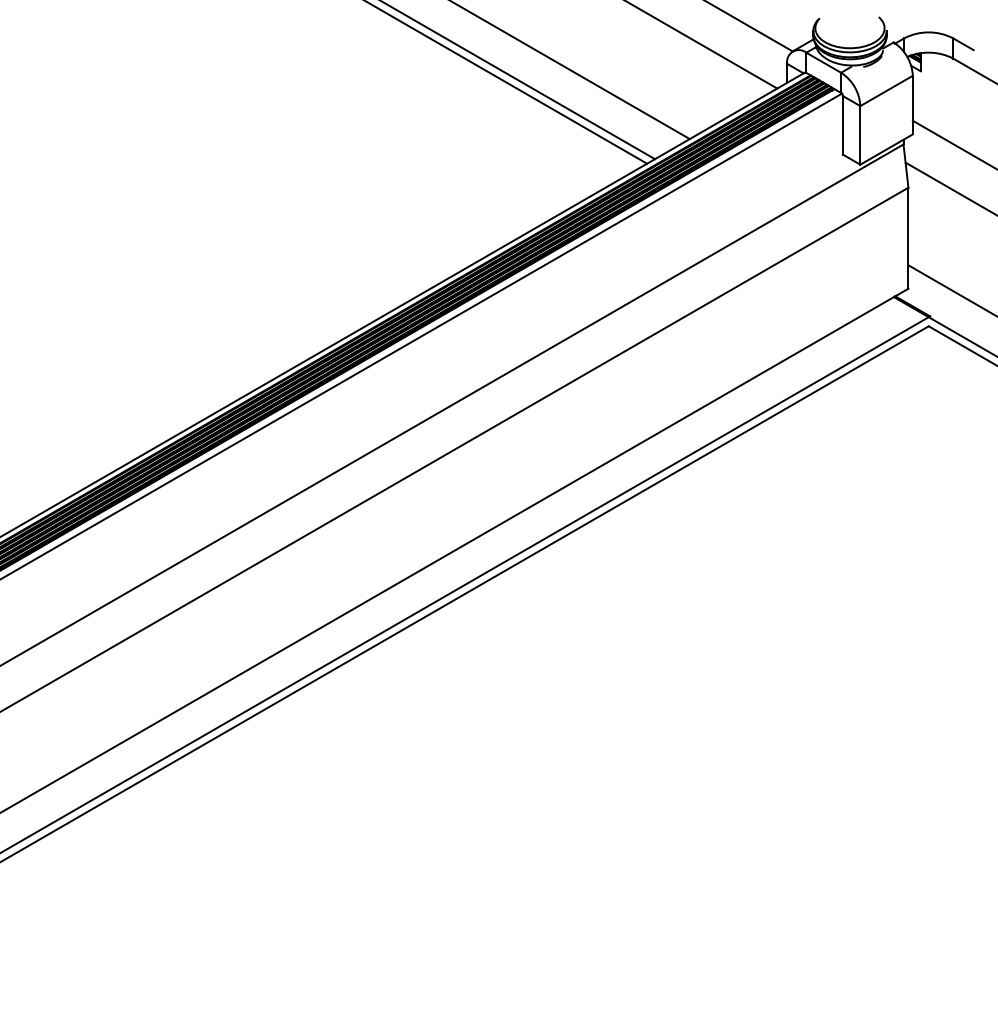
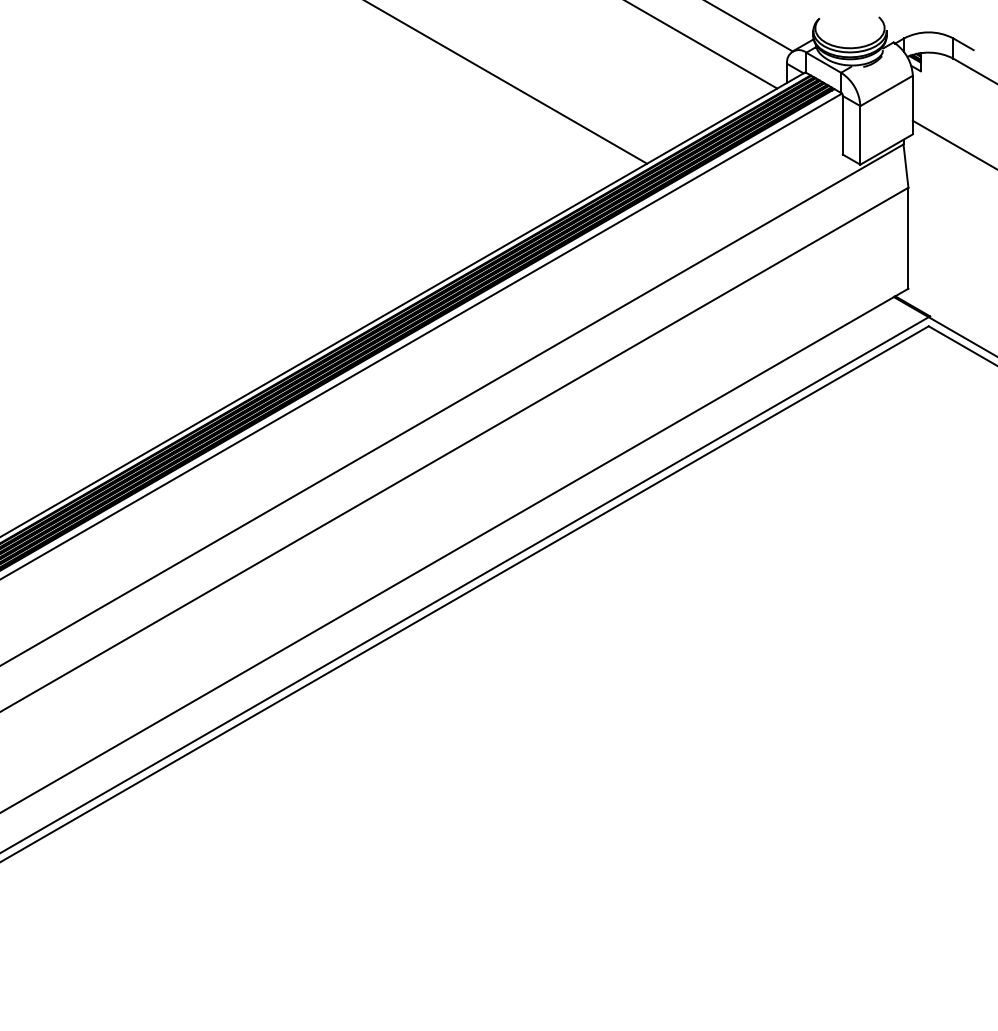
line: present -> none (571, 70)
line: present -> none (518, 80)
line: present -> none (949, 188)
line: present -> none (951, 289)
